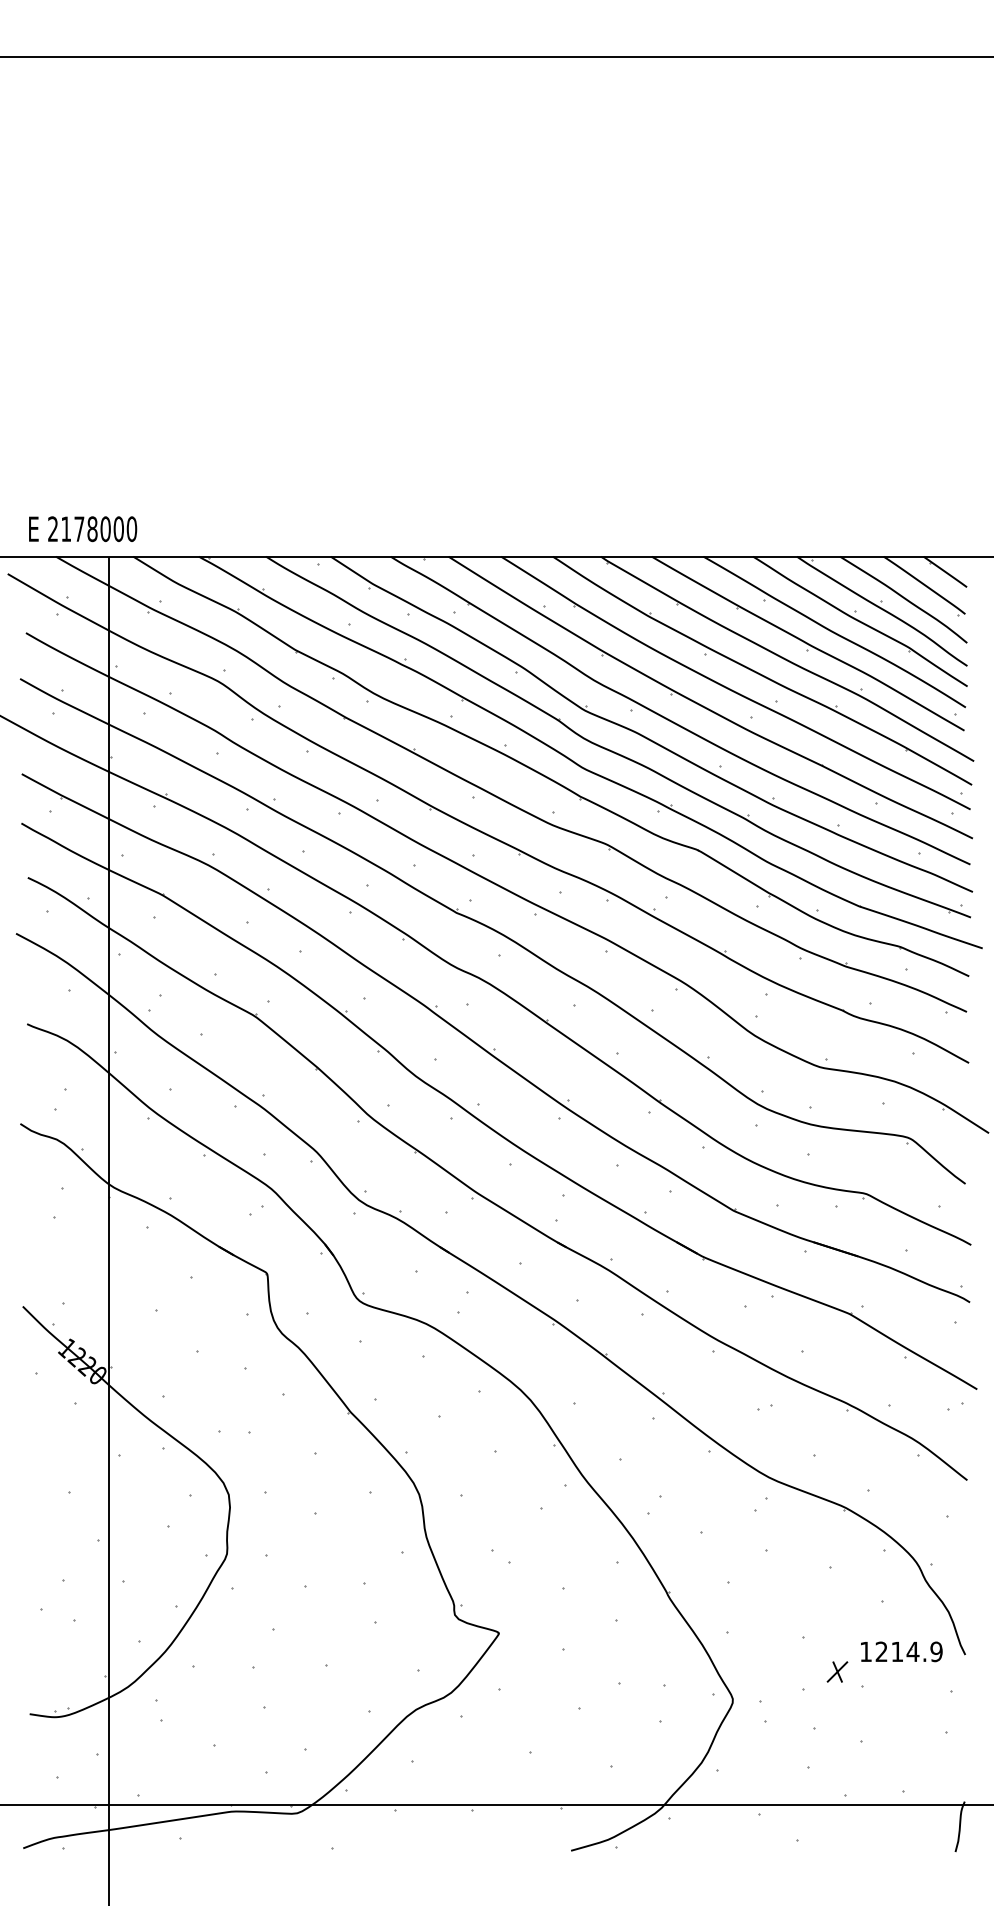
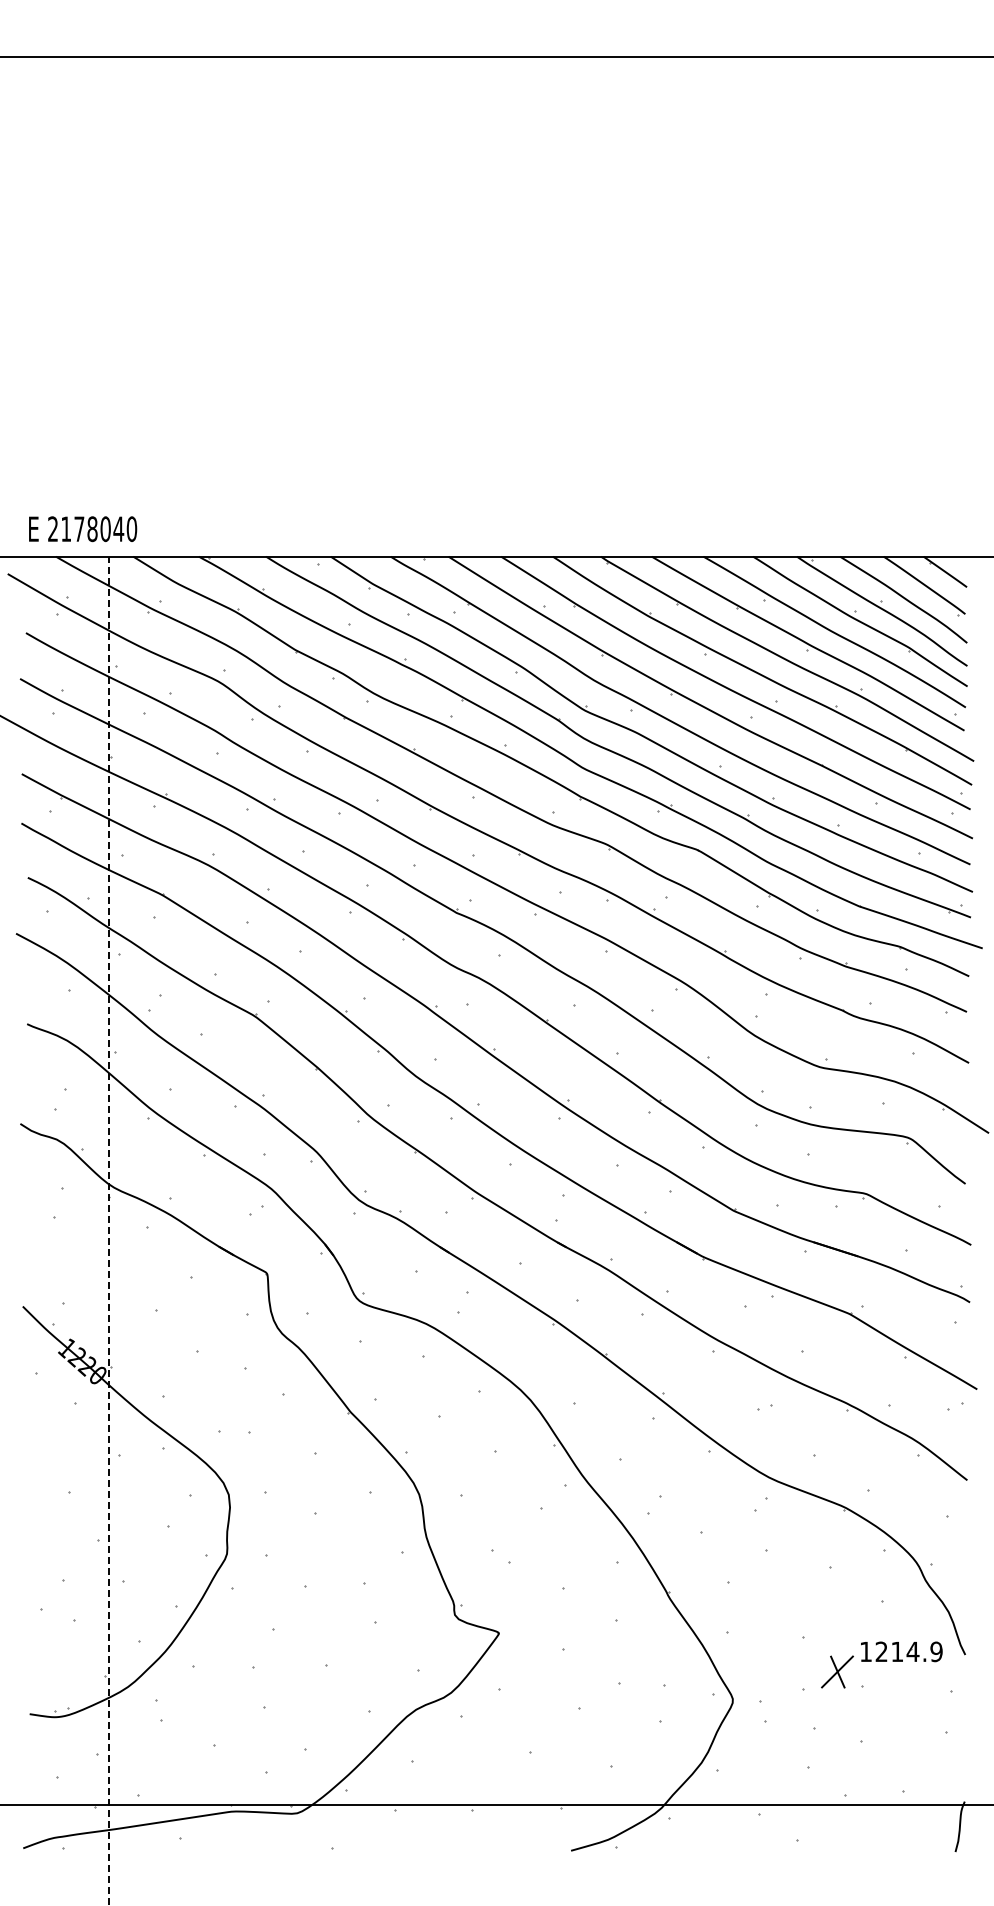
text: 2178000 -> 2178040 (118, 529)
line: solid -> dashed (109, 1231)
part size: 23x22 px -> 33x34 px (837, 1671)
